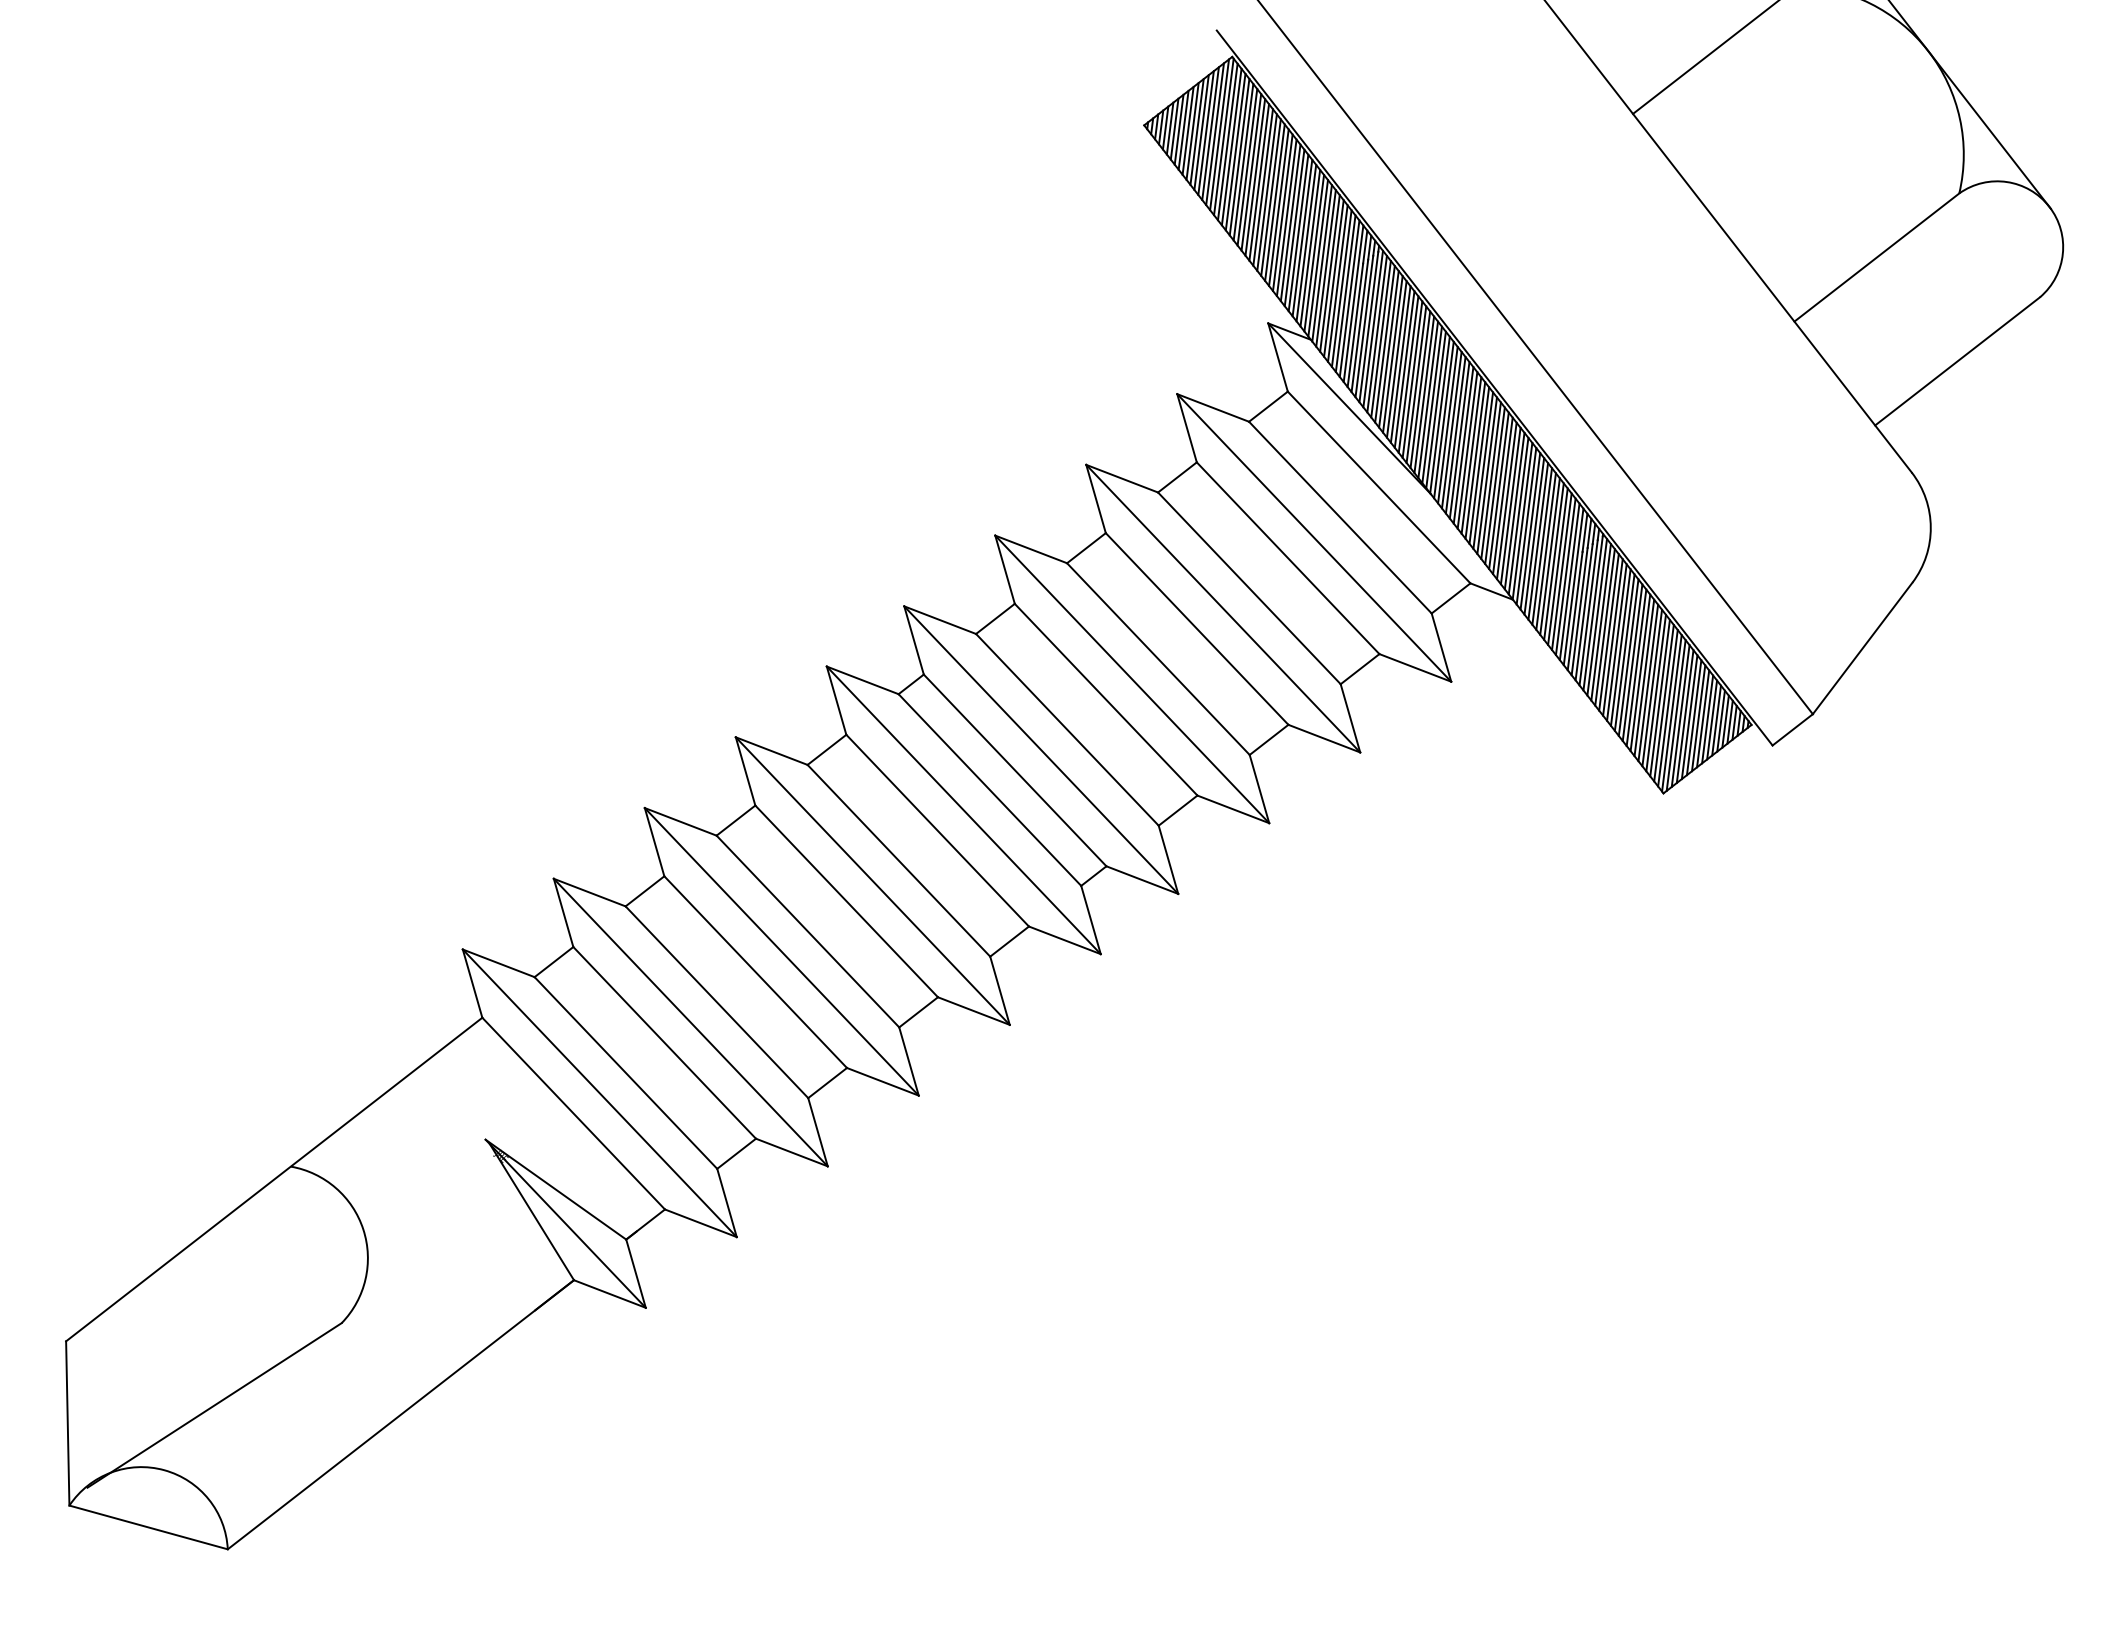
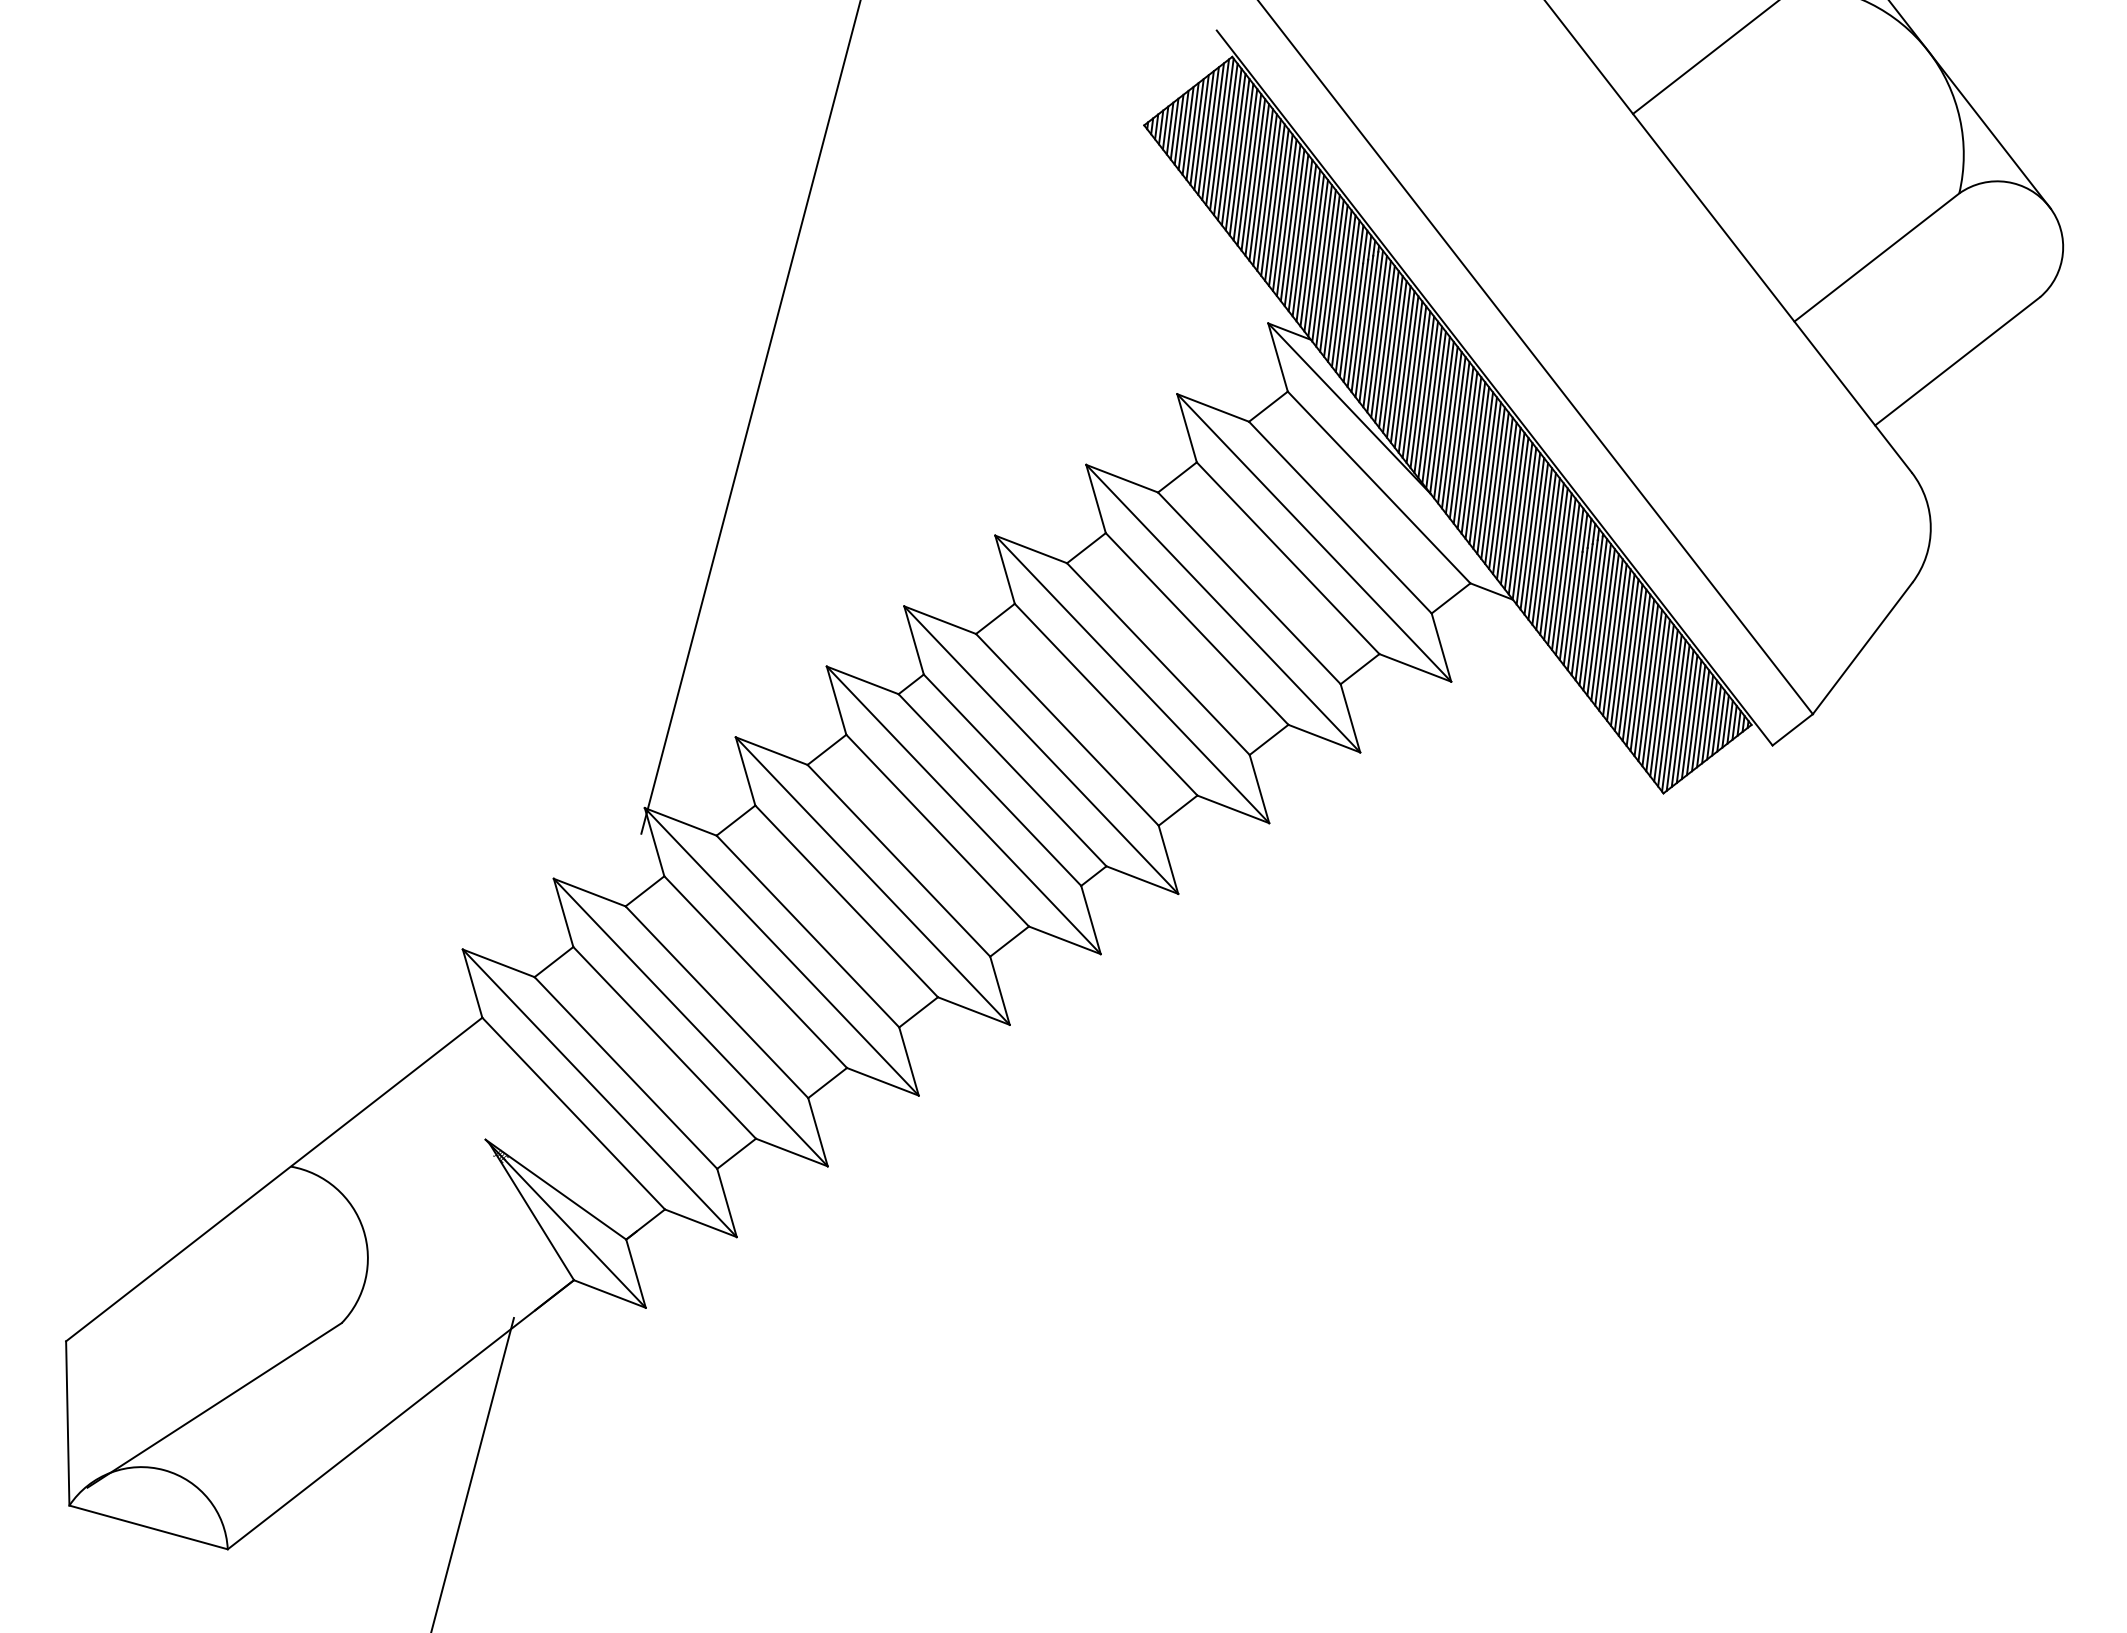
line: none -> present (750, 417)
line: none -> present (472, 1473)
